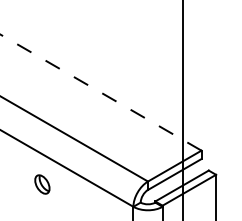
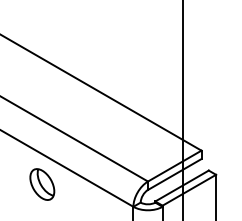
line: dashed -> solid (101, 92)
part size: 17x21 px -> 27x33 px (42, 184)
